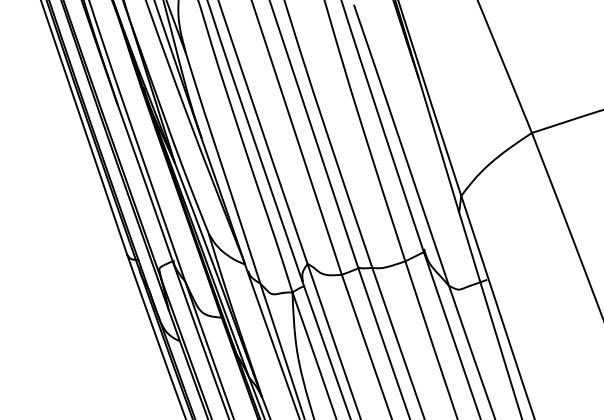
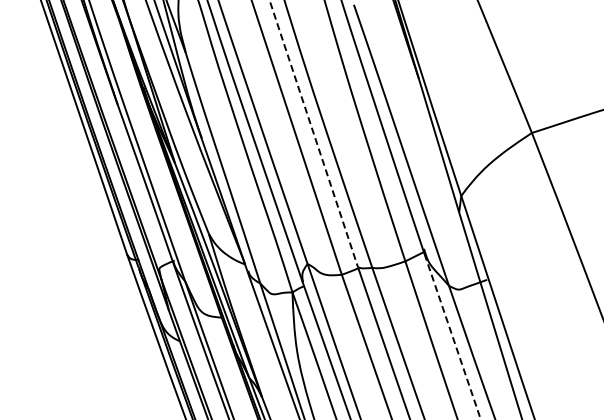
line: solid -> dashed (313, 133)
line: solid -> dashed (452, 337)
